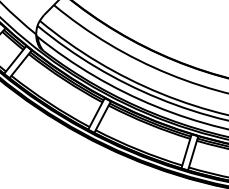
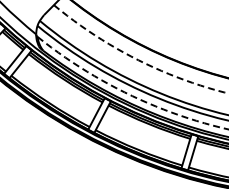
arc: solid -> dashed (136, 59)
arc: solid -> dashed (128, 94)
